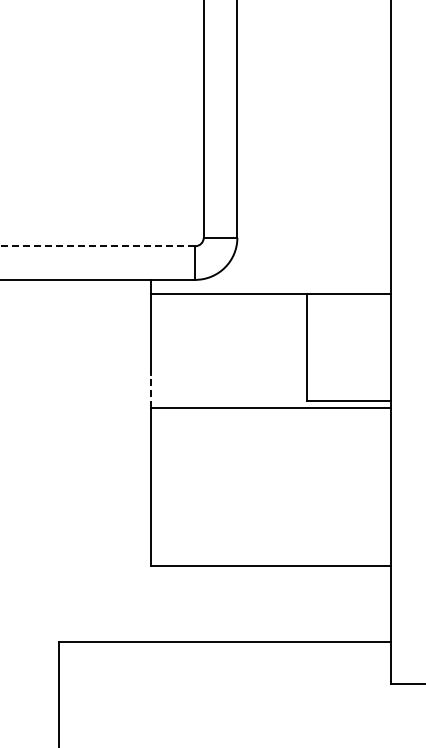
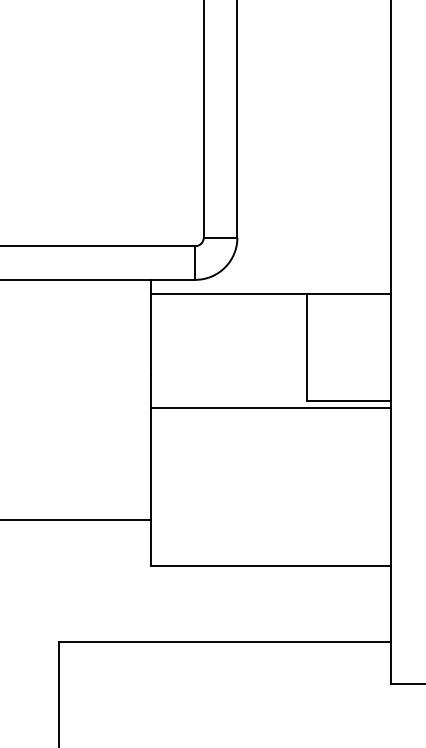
line: dashed -> solid (97, 246)
line: dashed -> solid (151, 391)
line: none -> present (76, 519)
